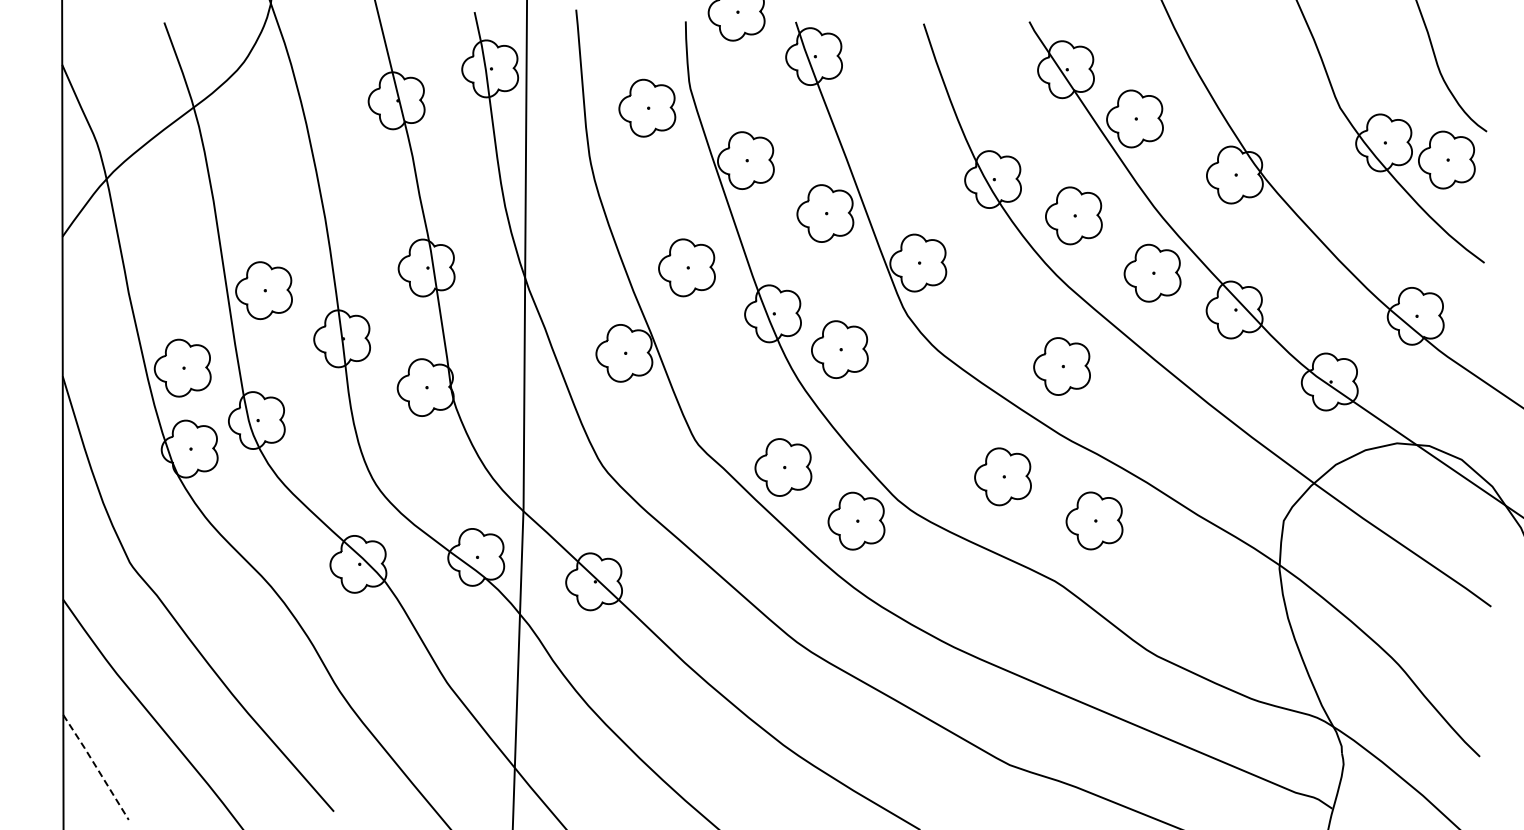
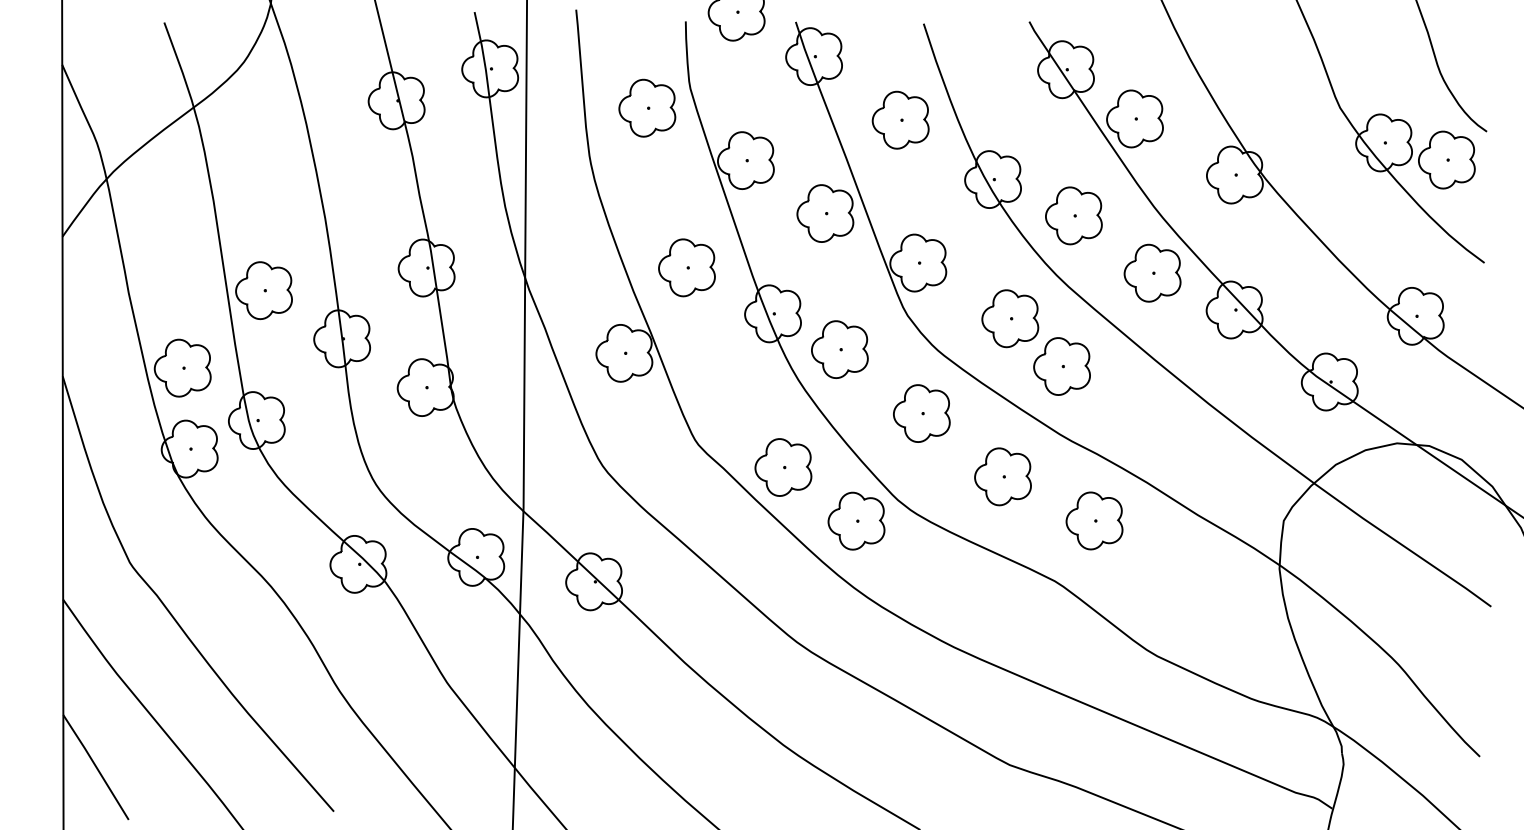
part: none -> present (900, 119)
part: none -> present (1010, 318)
part: none -> present (921, 413)
line: dashed -> solid (96, 766)
